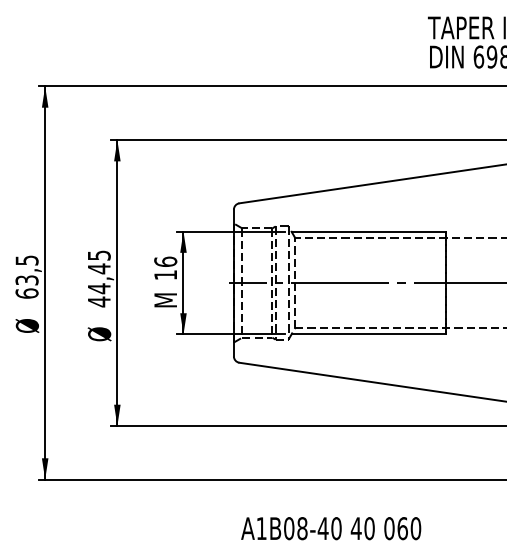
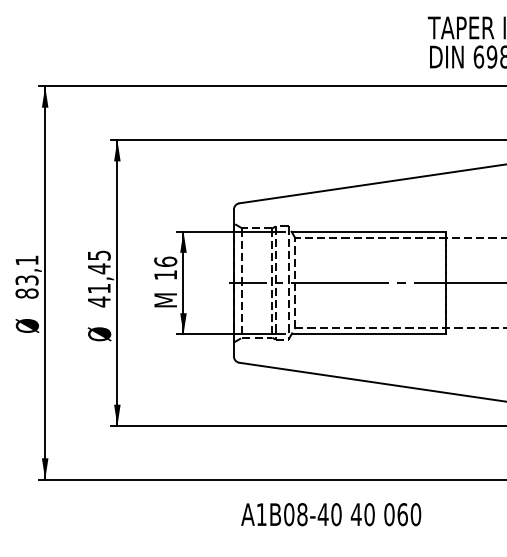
text: 63,5 -> 83,1 (26, 276)
text: 44,45 -> 41,45 (99, 288)
text position: (331, 528) -> (331, 514) (331, 514)
